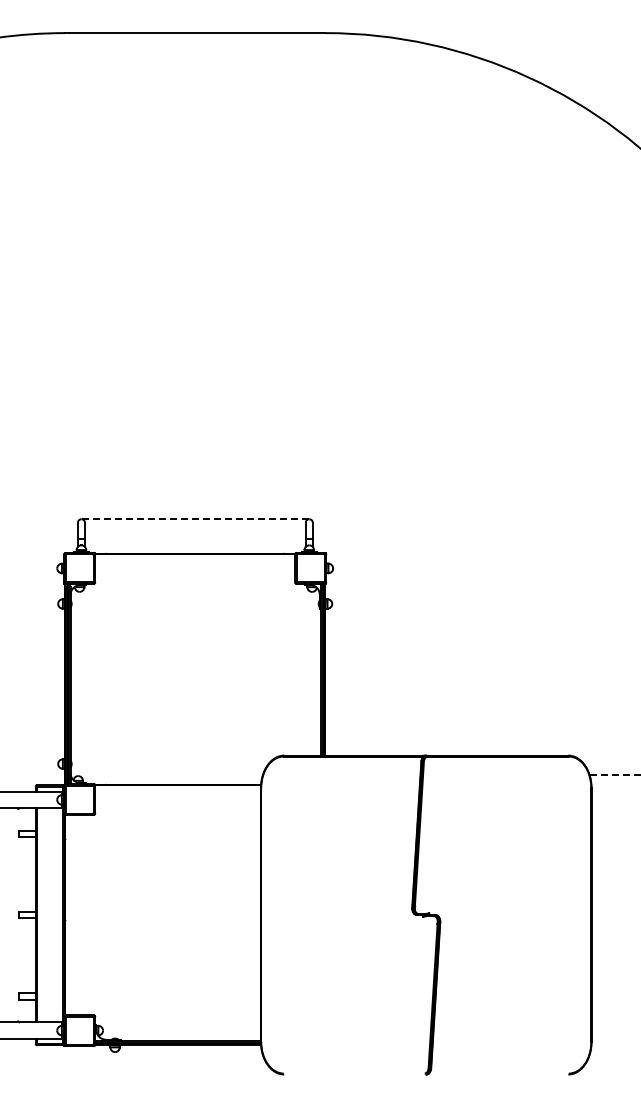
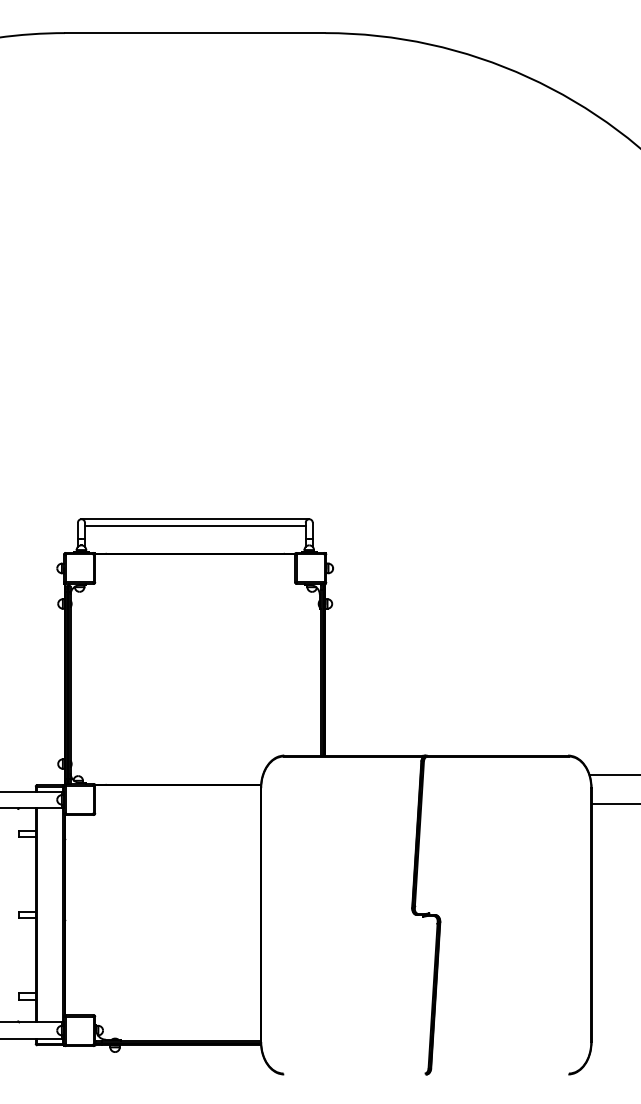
line: dashed -> solid (195, 519)
line: none -> present (194, 526)
line: dashed -> solid (614, 775)
line: none -> present (614, 804)
